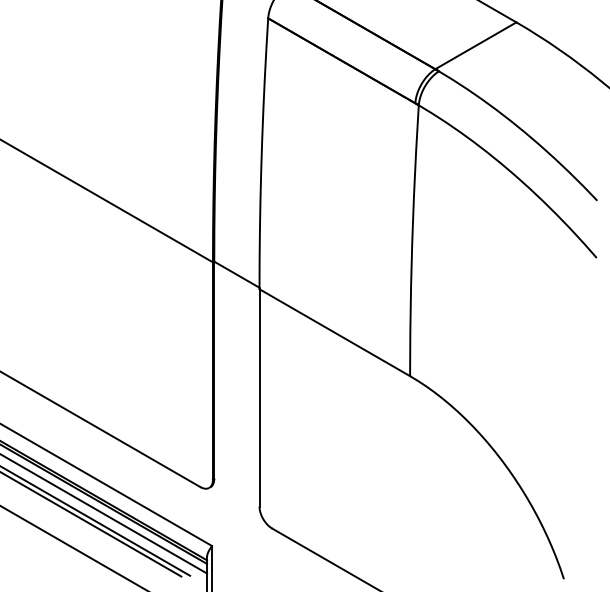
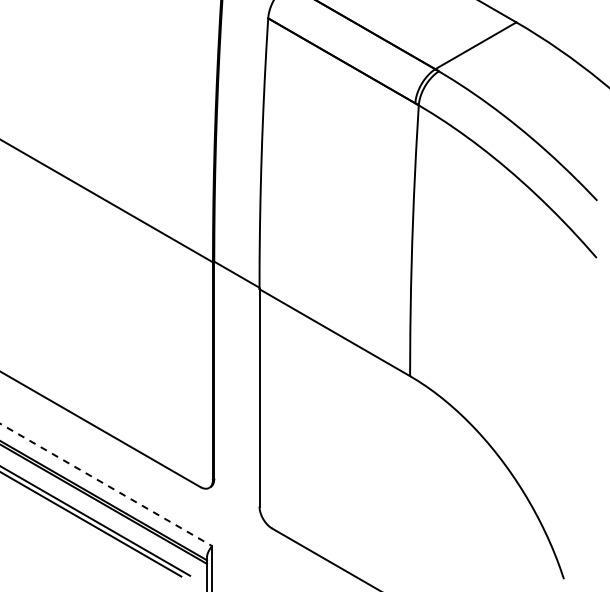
line: solid -> dashed (106, 485)
line: present -> none (104, 514)
line: present -> none (73, 547)
